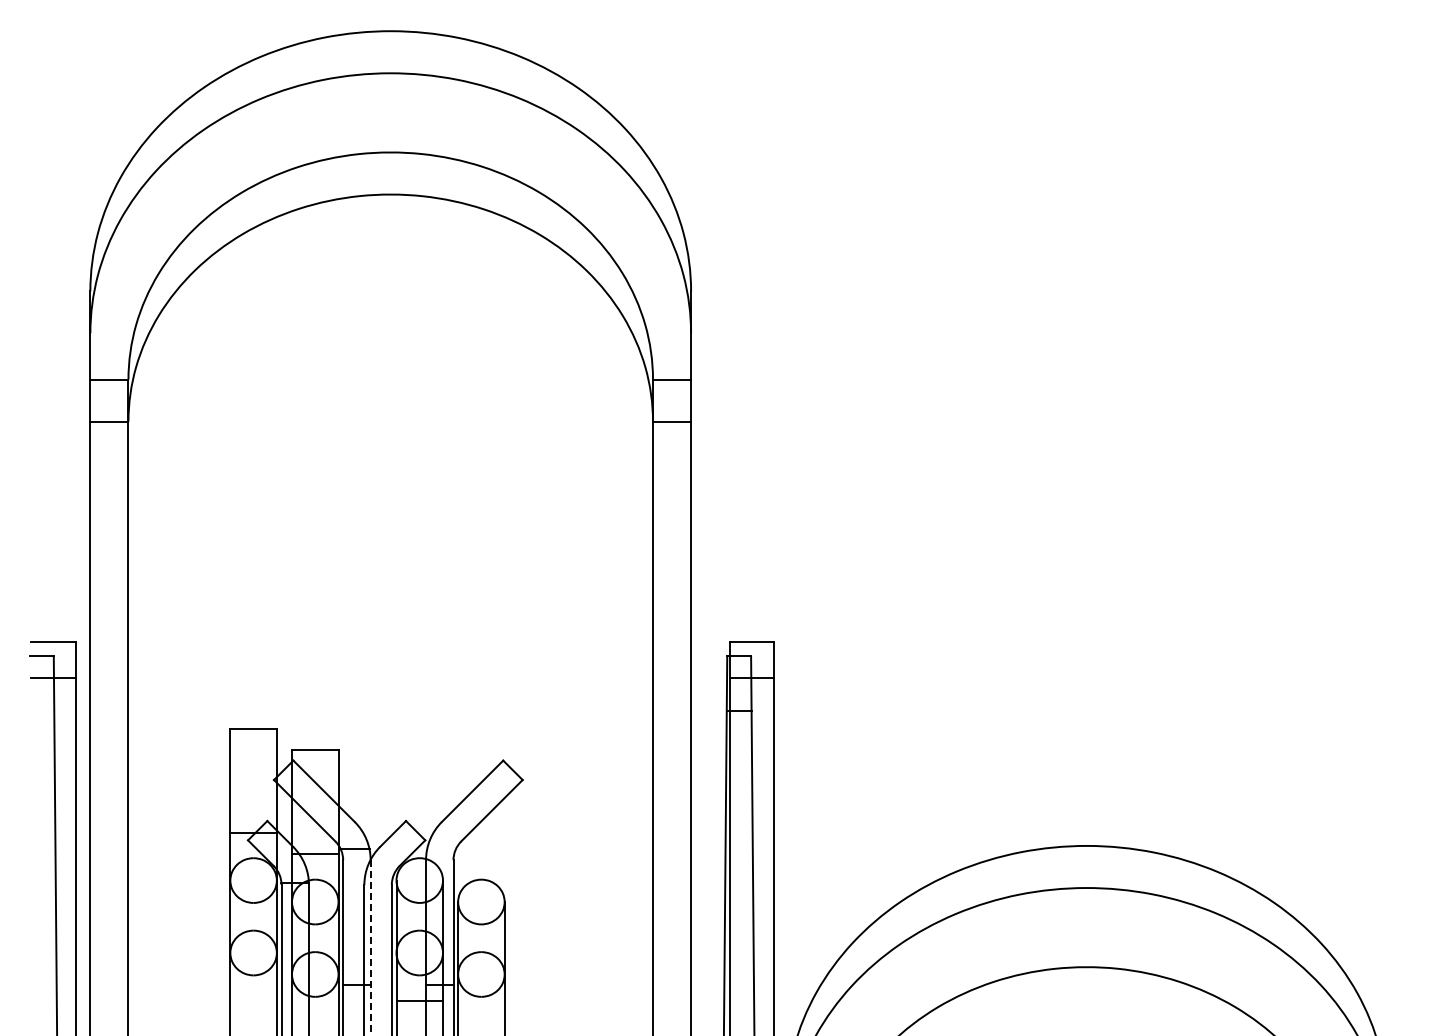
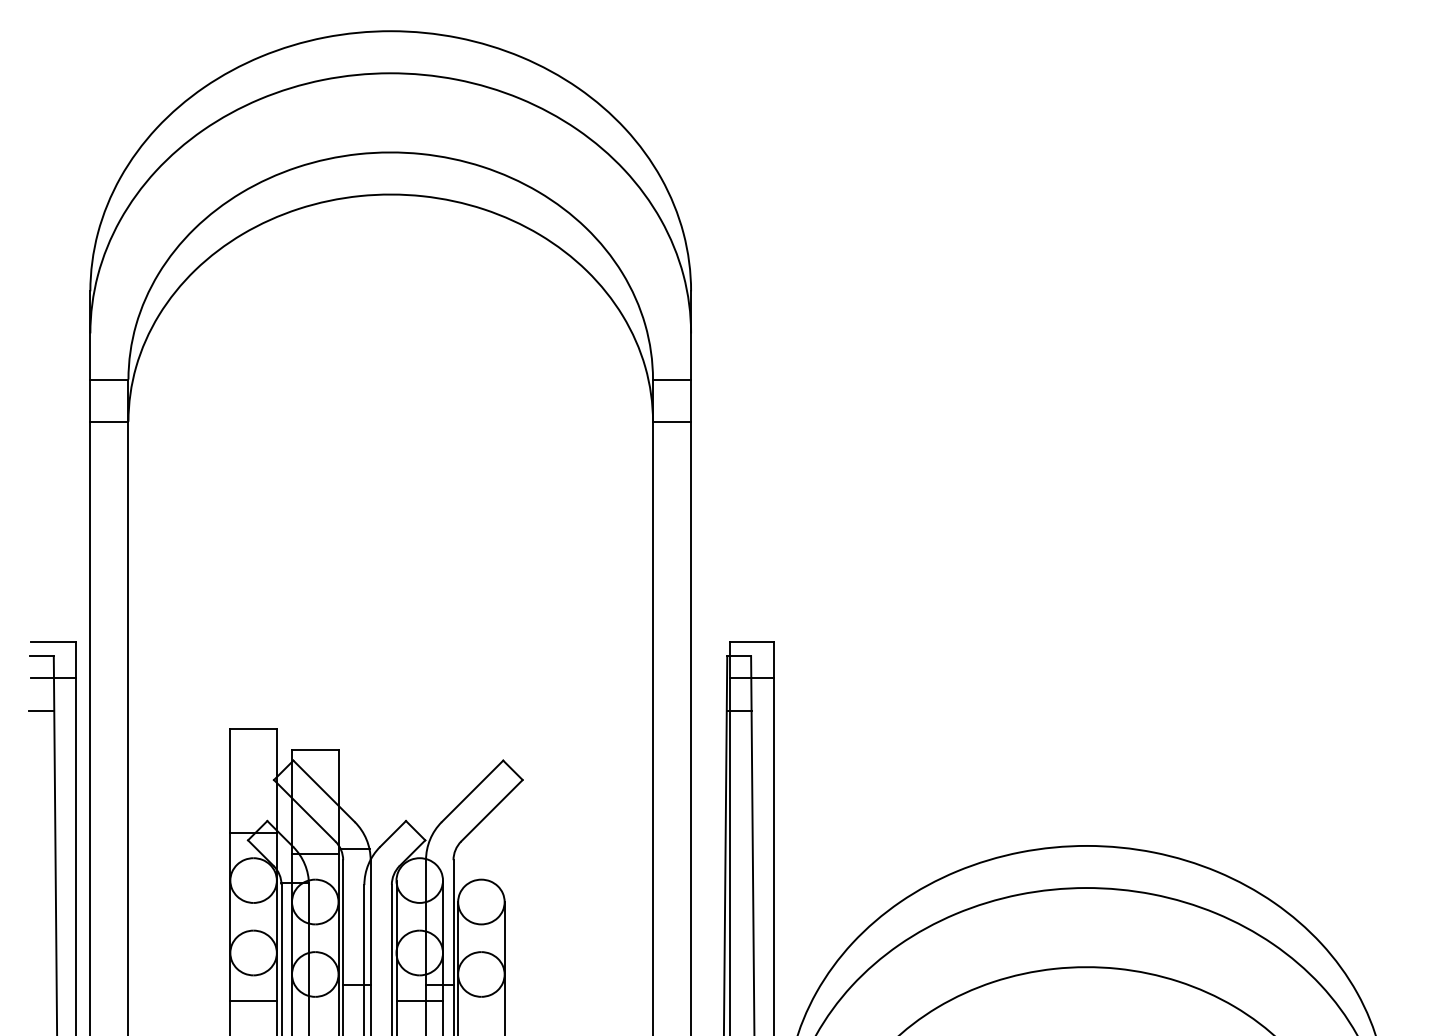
line: none -> present (41, 711)
line: dashed -> solid (370, 947)
line: none -> present (253, 1000)
